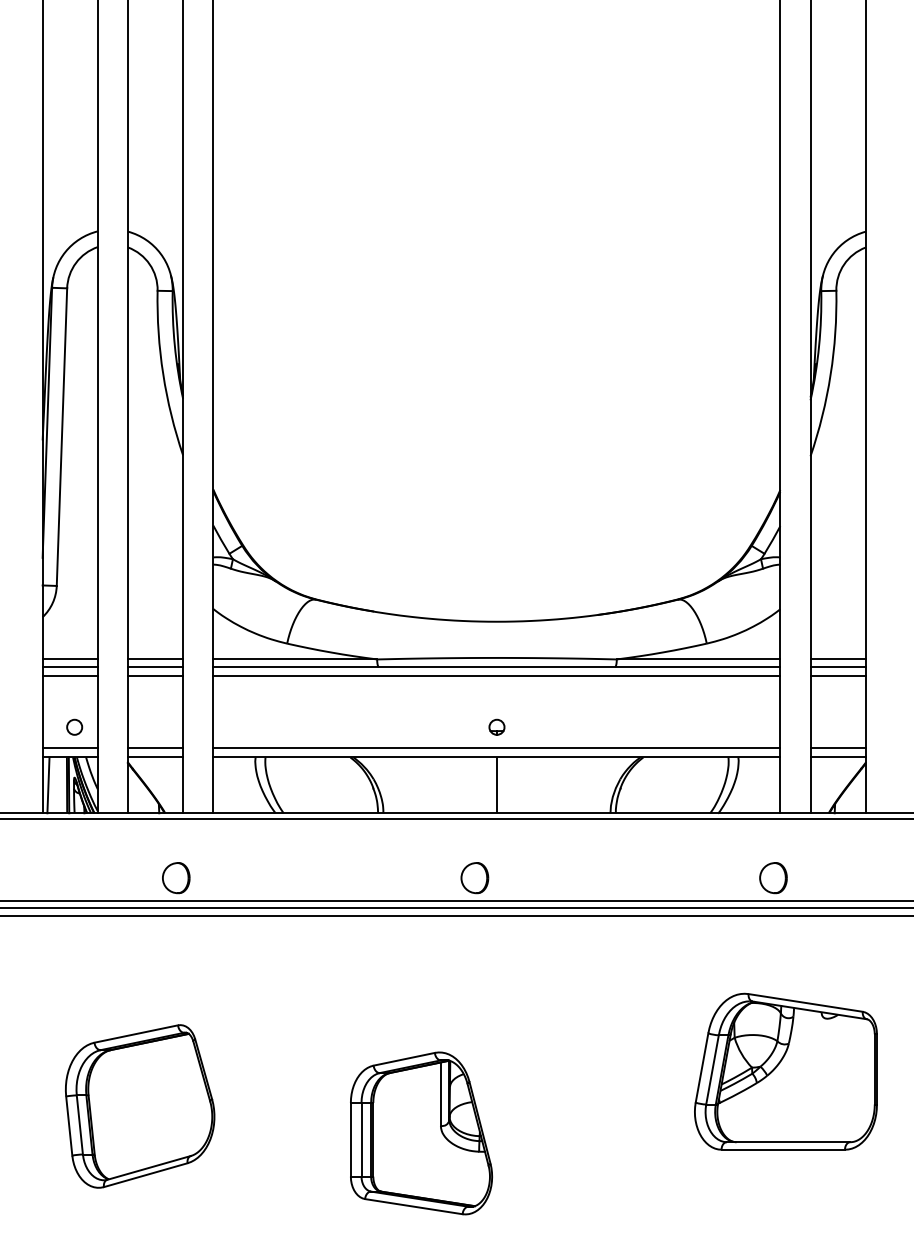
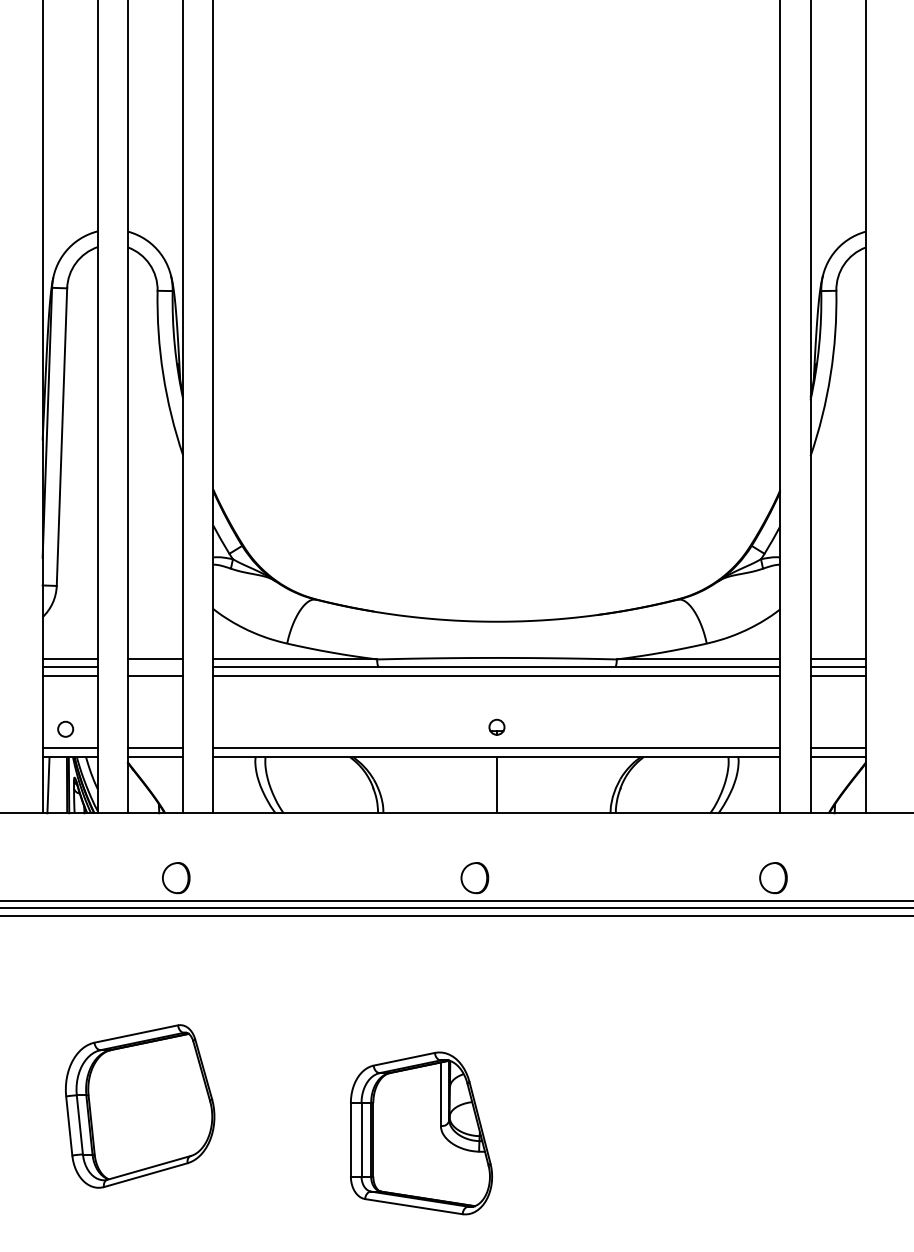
line: present -> none (155, 666)
circle position: (74, 726) -> (65, 728) (65, 728)
line: present -> none (456, 819)
part: present -> none (785, 1071)
